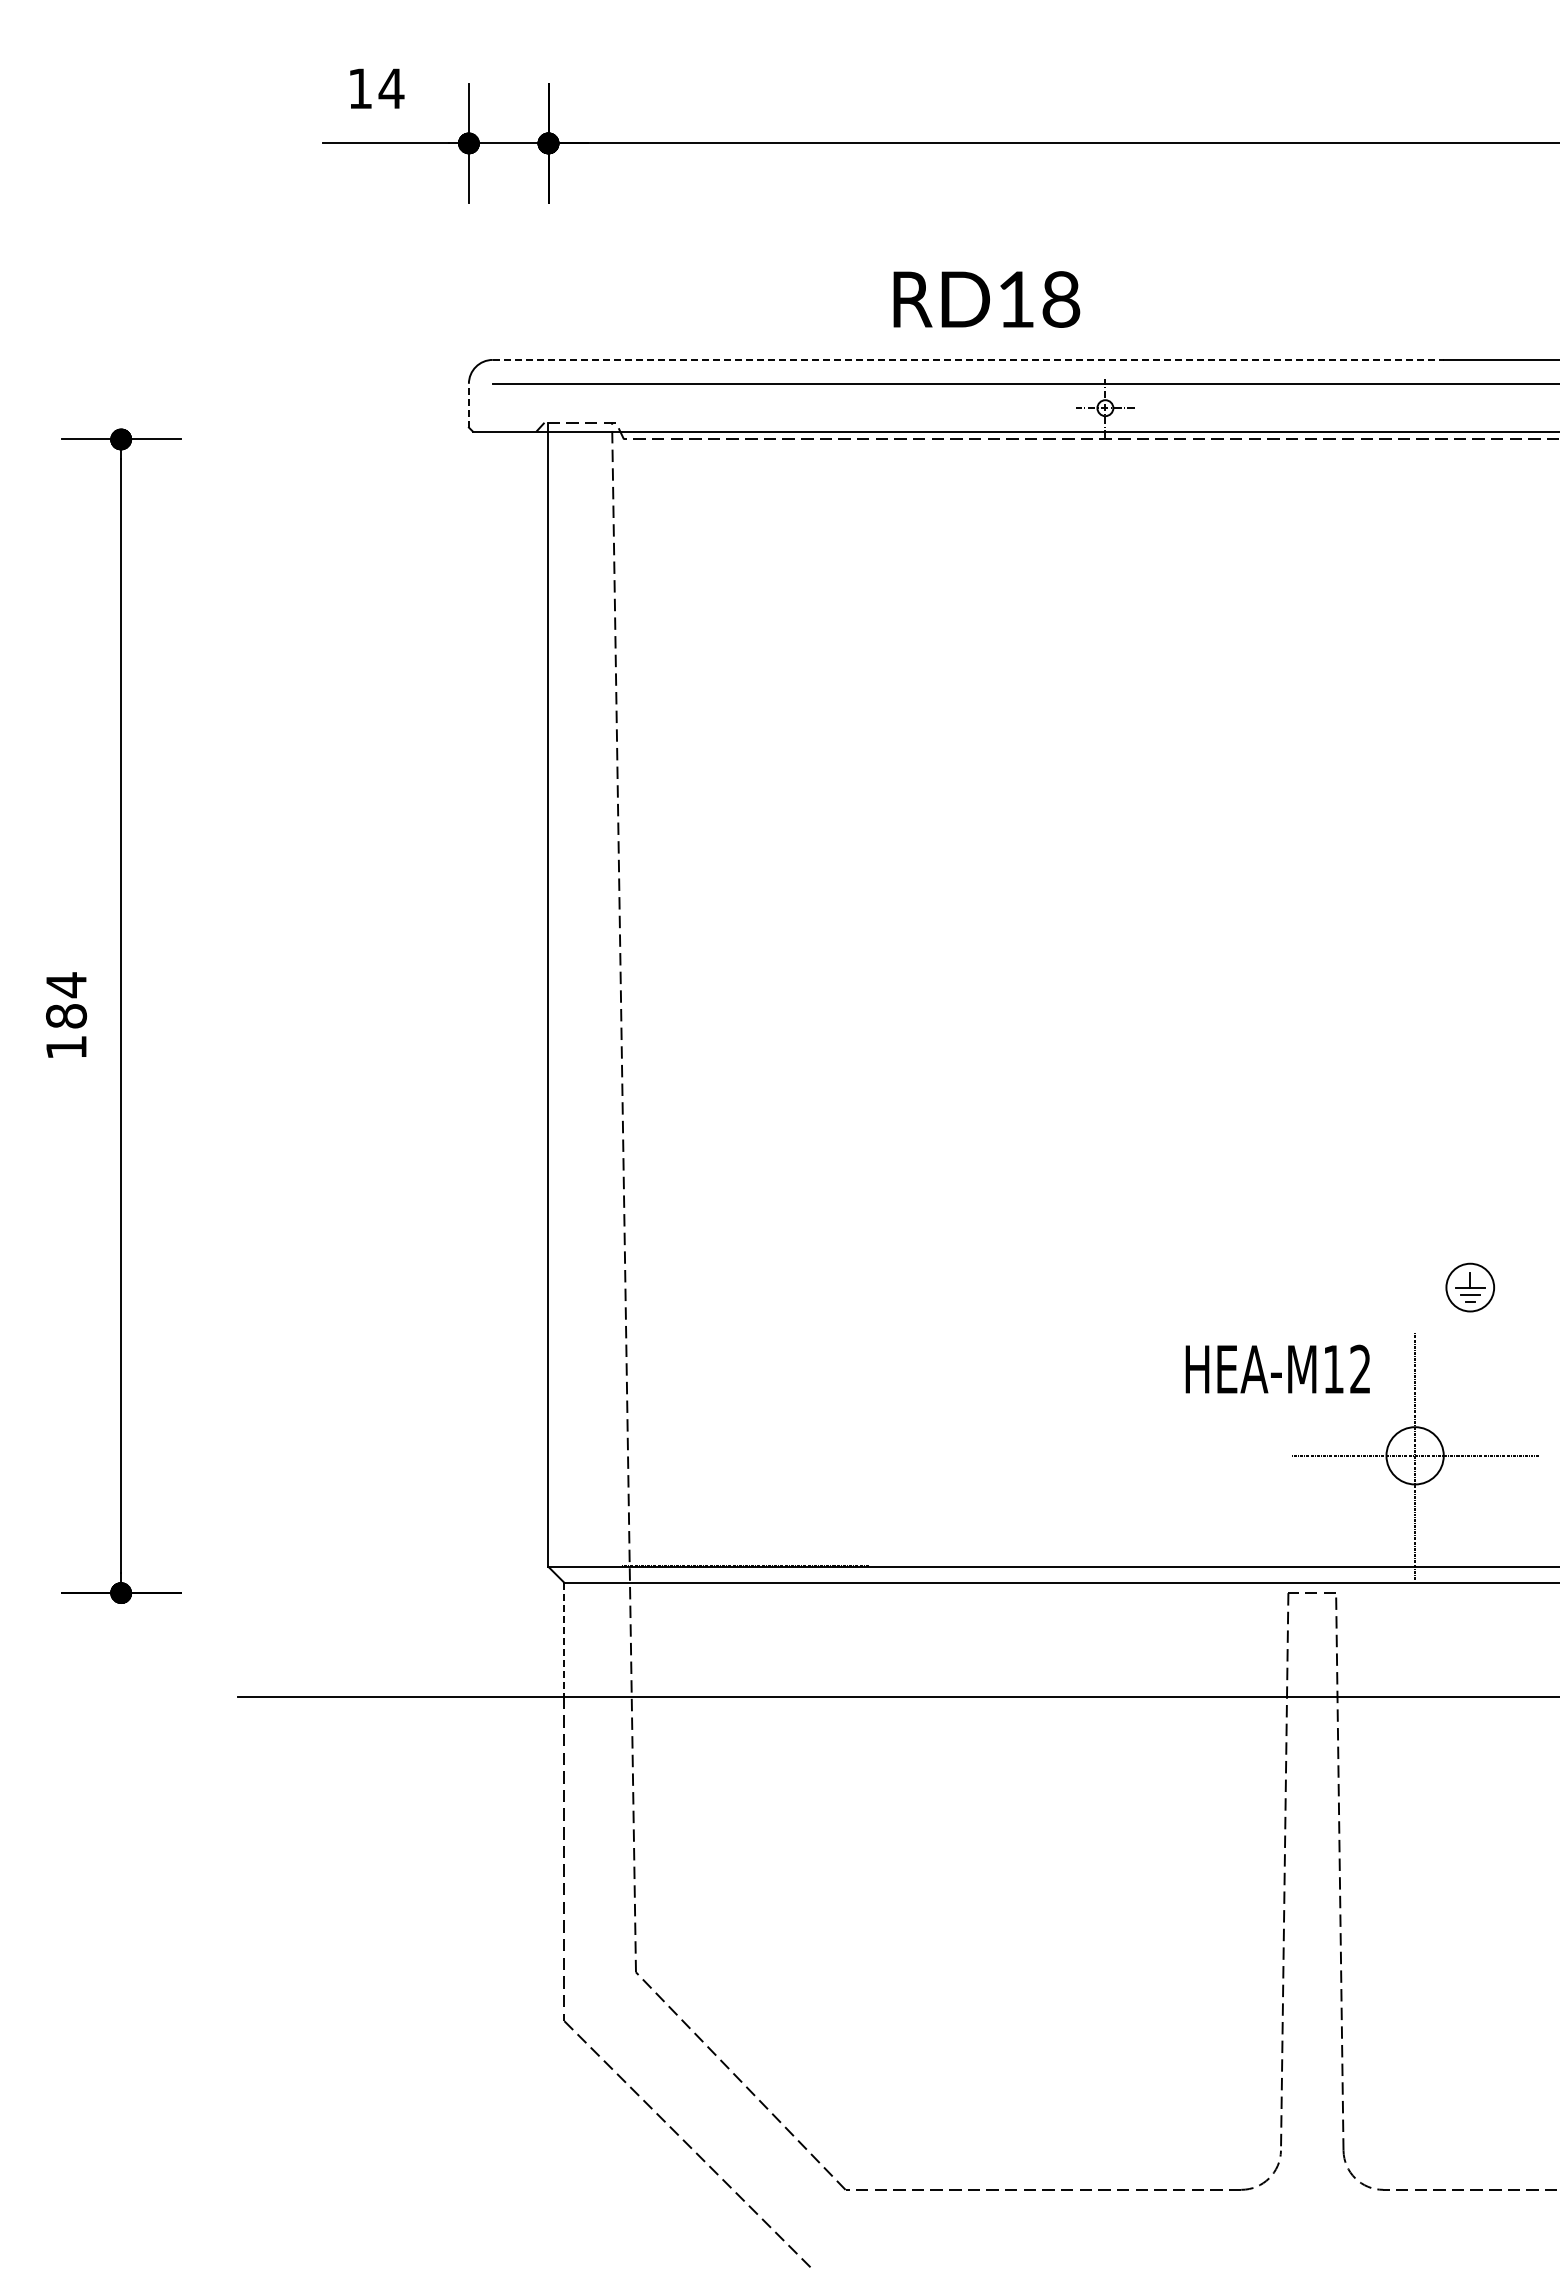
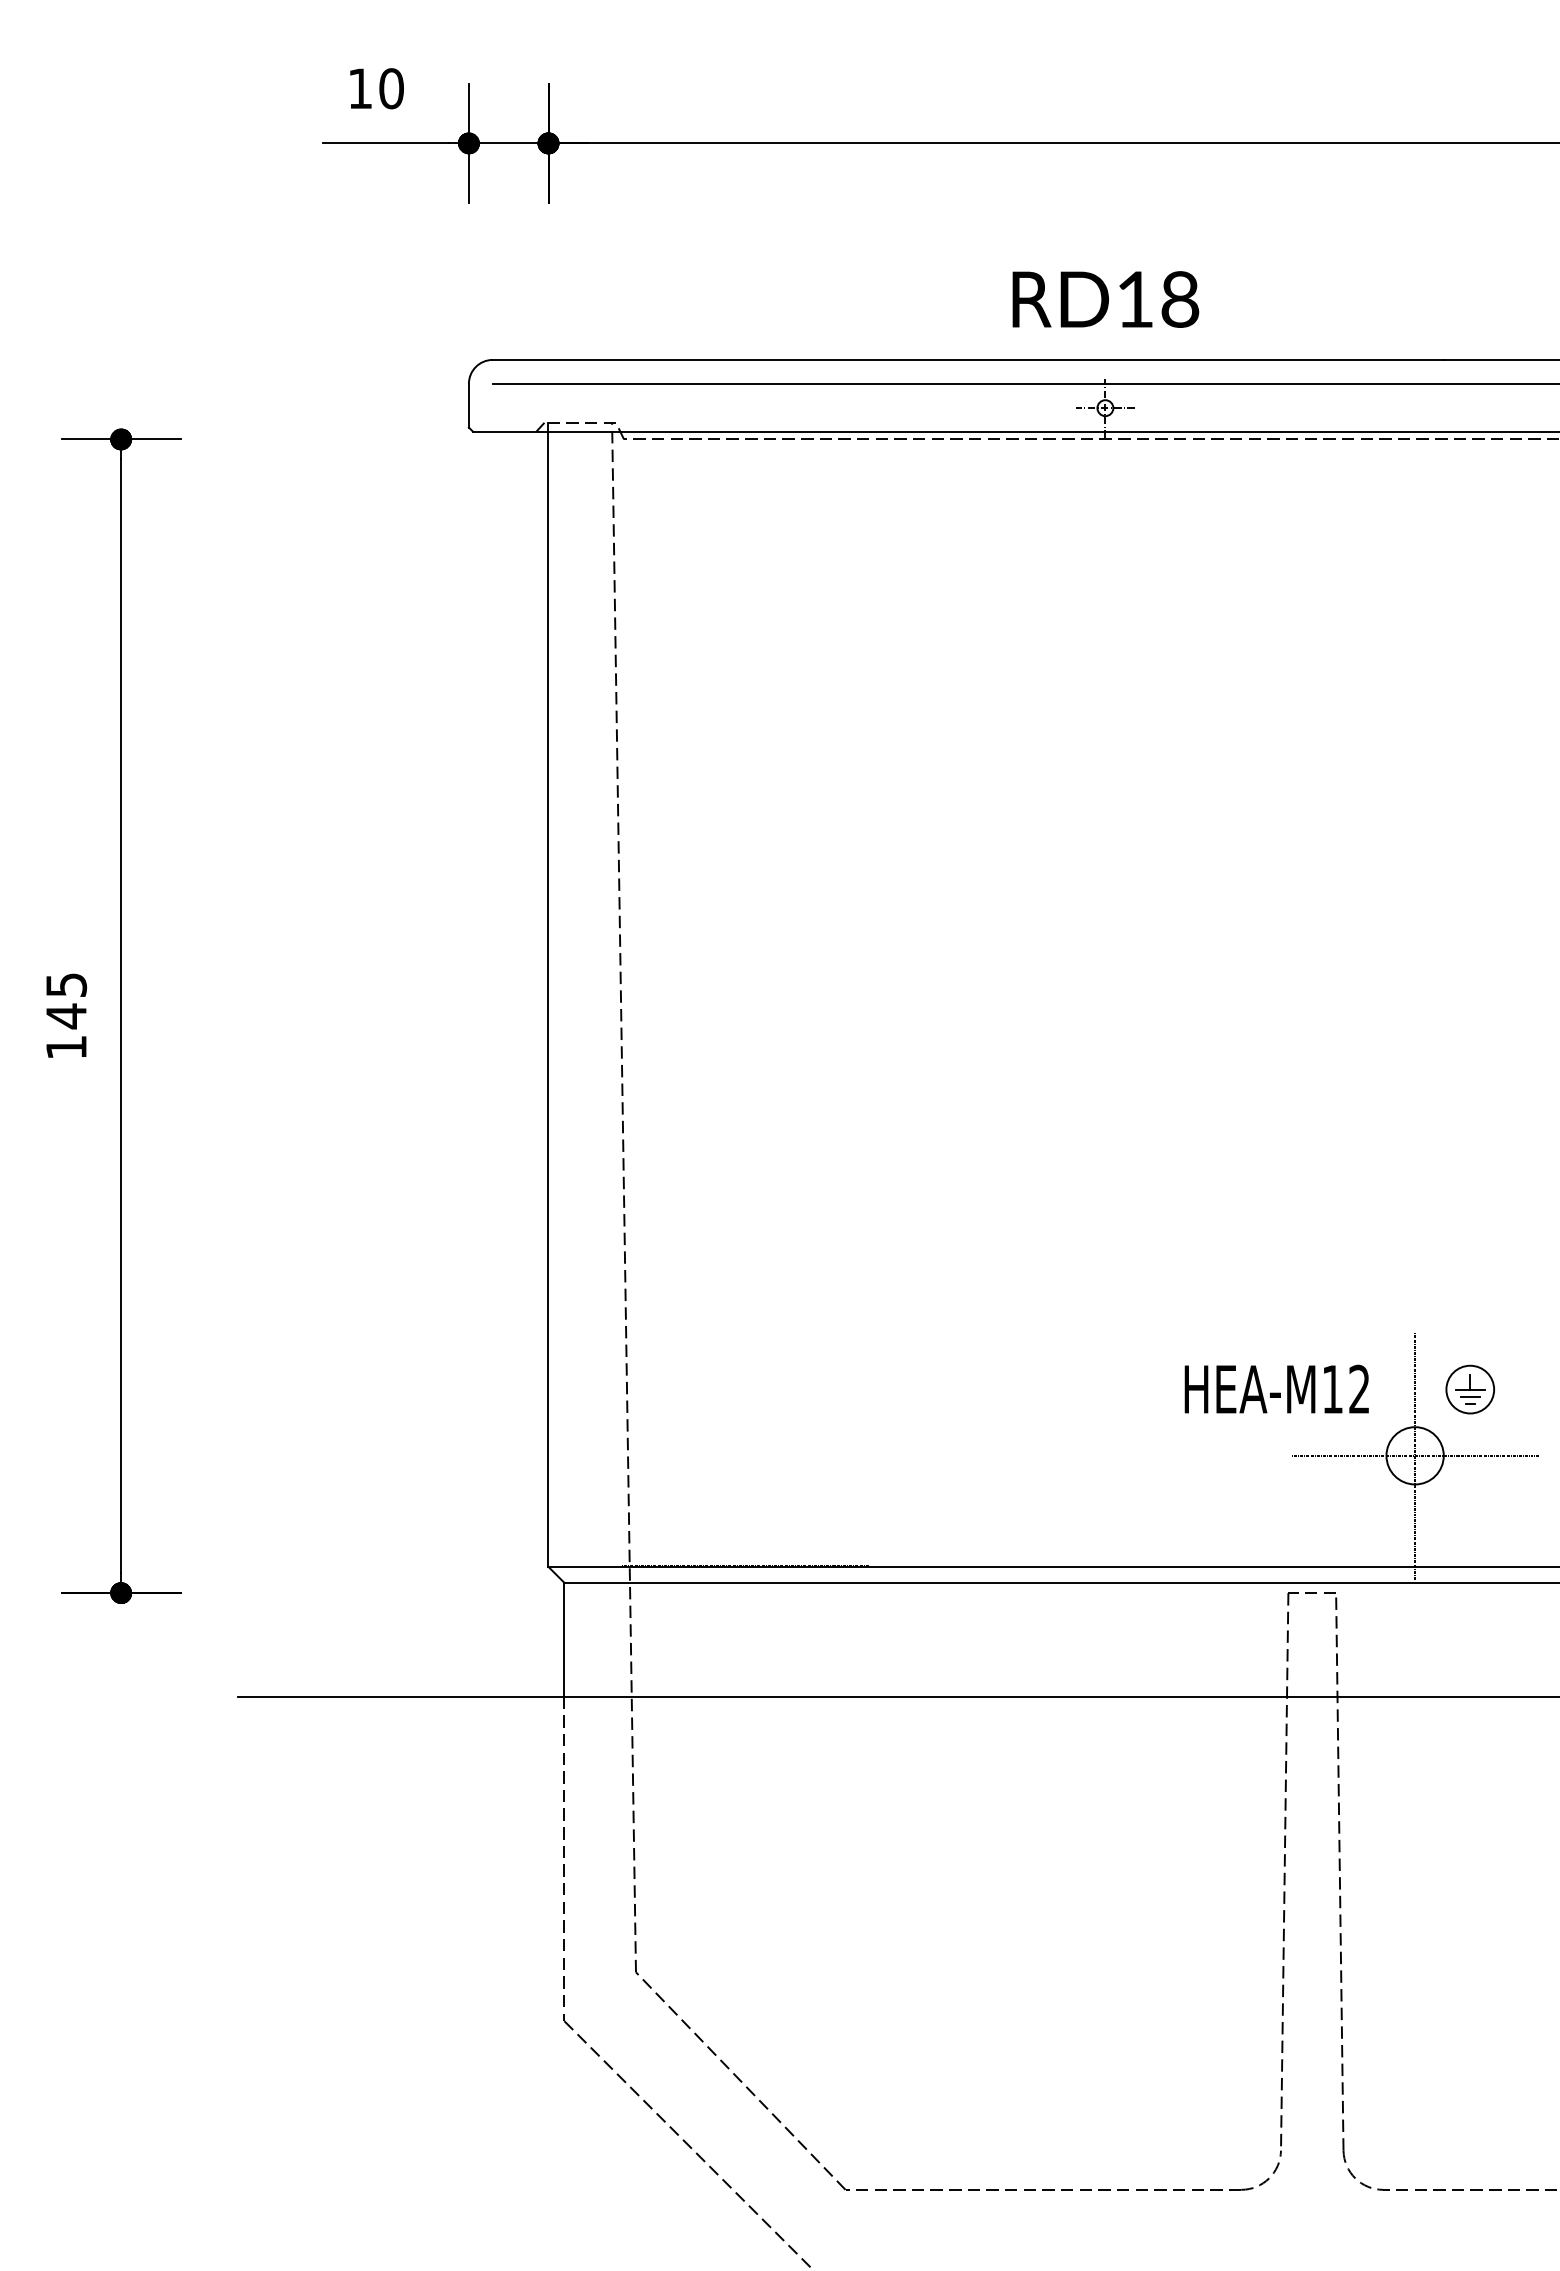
text: 14 -> 10 (391, 88)
text position: (986, 299) -> (1105, 299) (1105, 299)
line: dashed -> solid (968, 359)
line: dashed -> solid (468, 405)
text: 184 -> 145 (66, 1000)
part position: (1469, 1287) -> (1469, 1389) (1469, 1389)
text position: (1277, 1368) -> (1276, 1388) (1276, 1388)
line: dashed -> solid (564, 1639)
